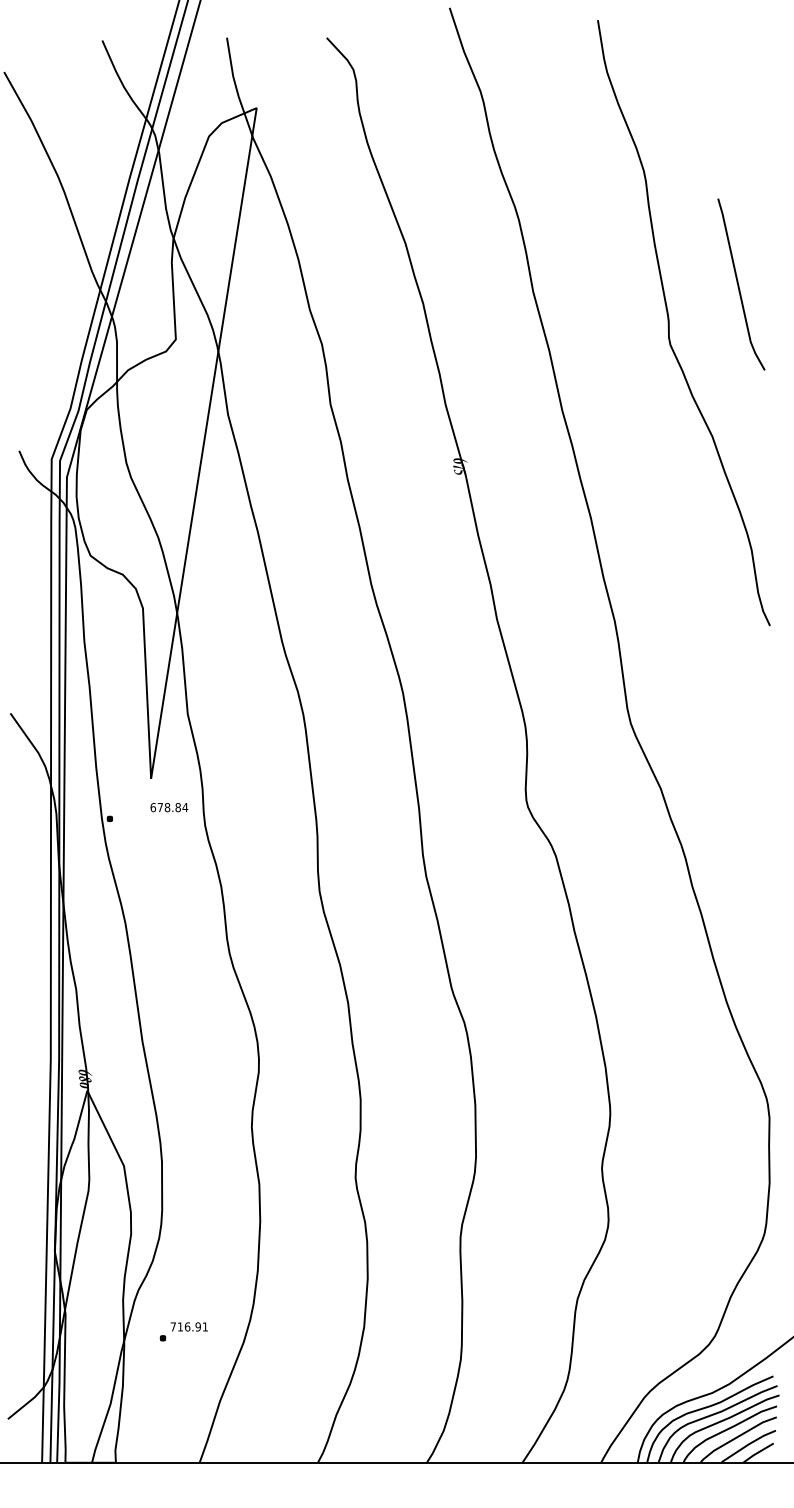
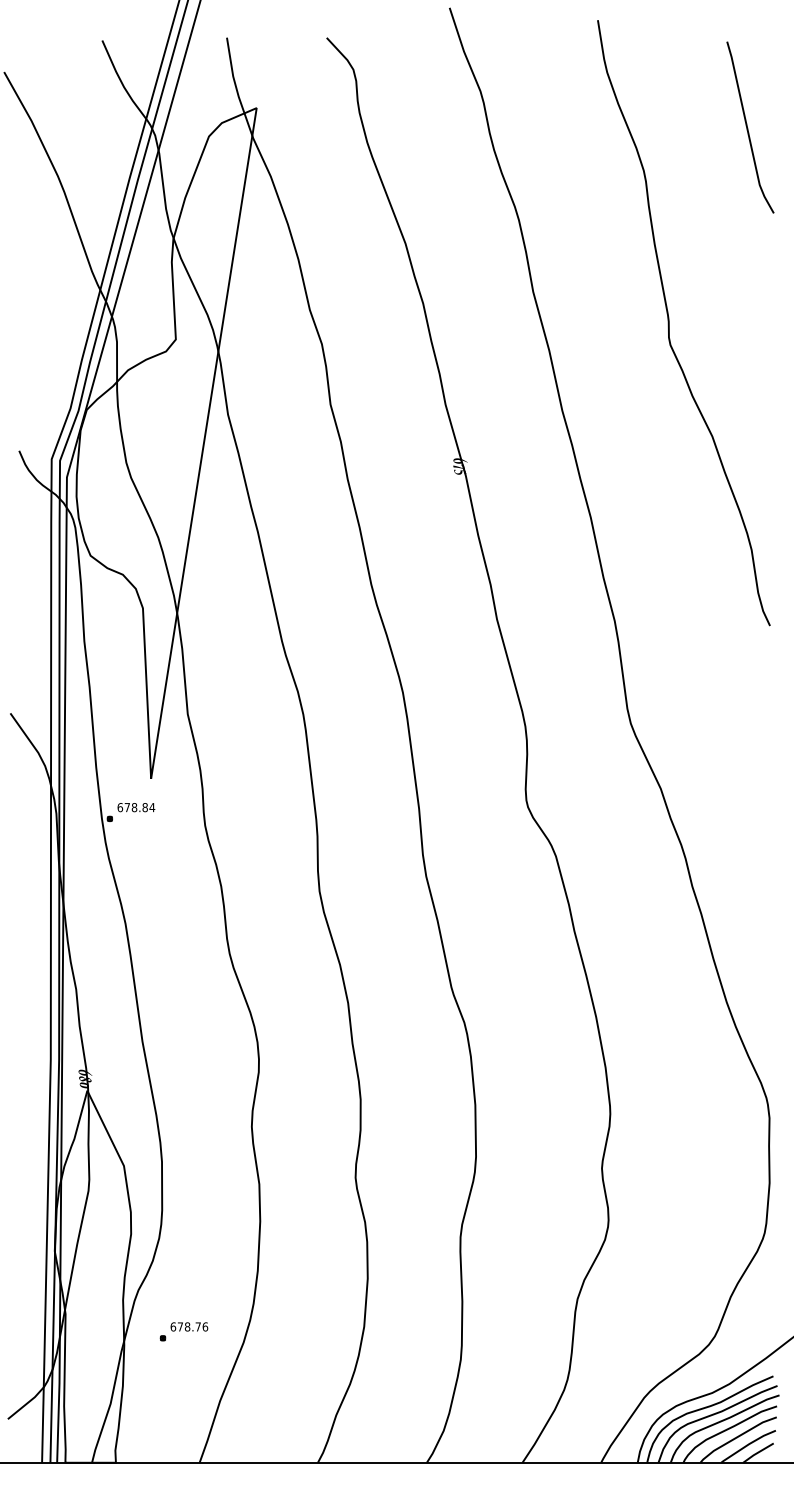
line position: (739, 285) -> (748, 128) (748, 128)
text position: (169, 807) -> (136, 807) (136, 807)
text: 716.91 -> 678.76 (189, 1326)
